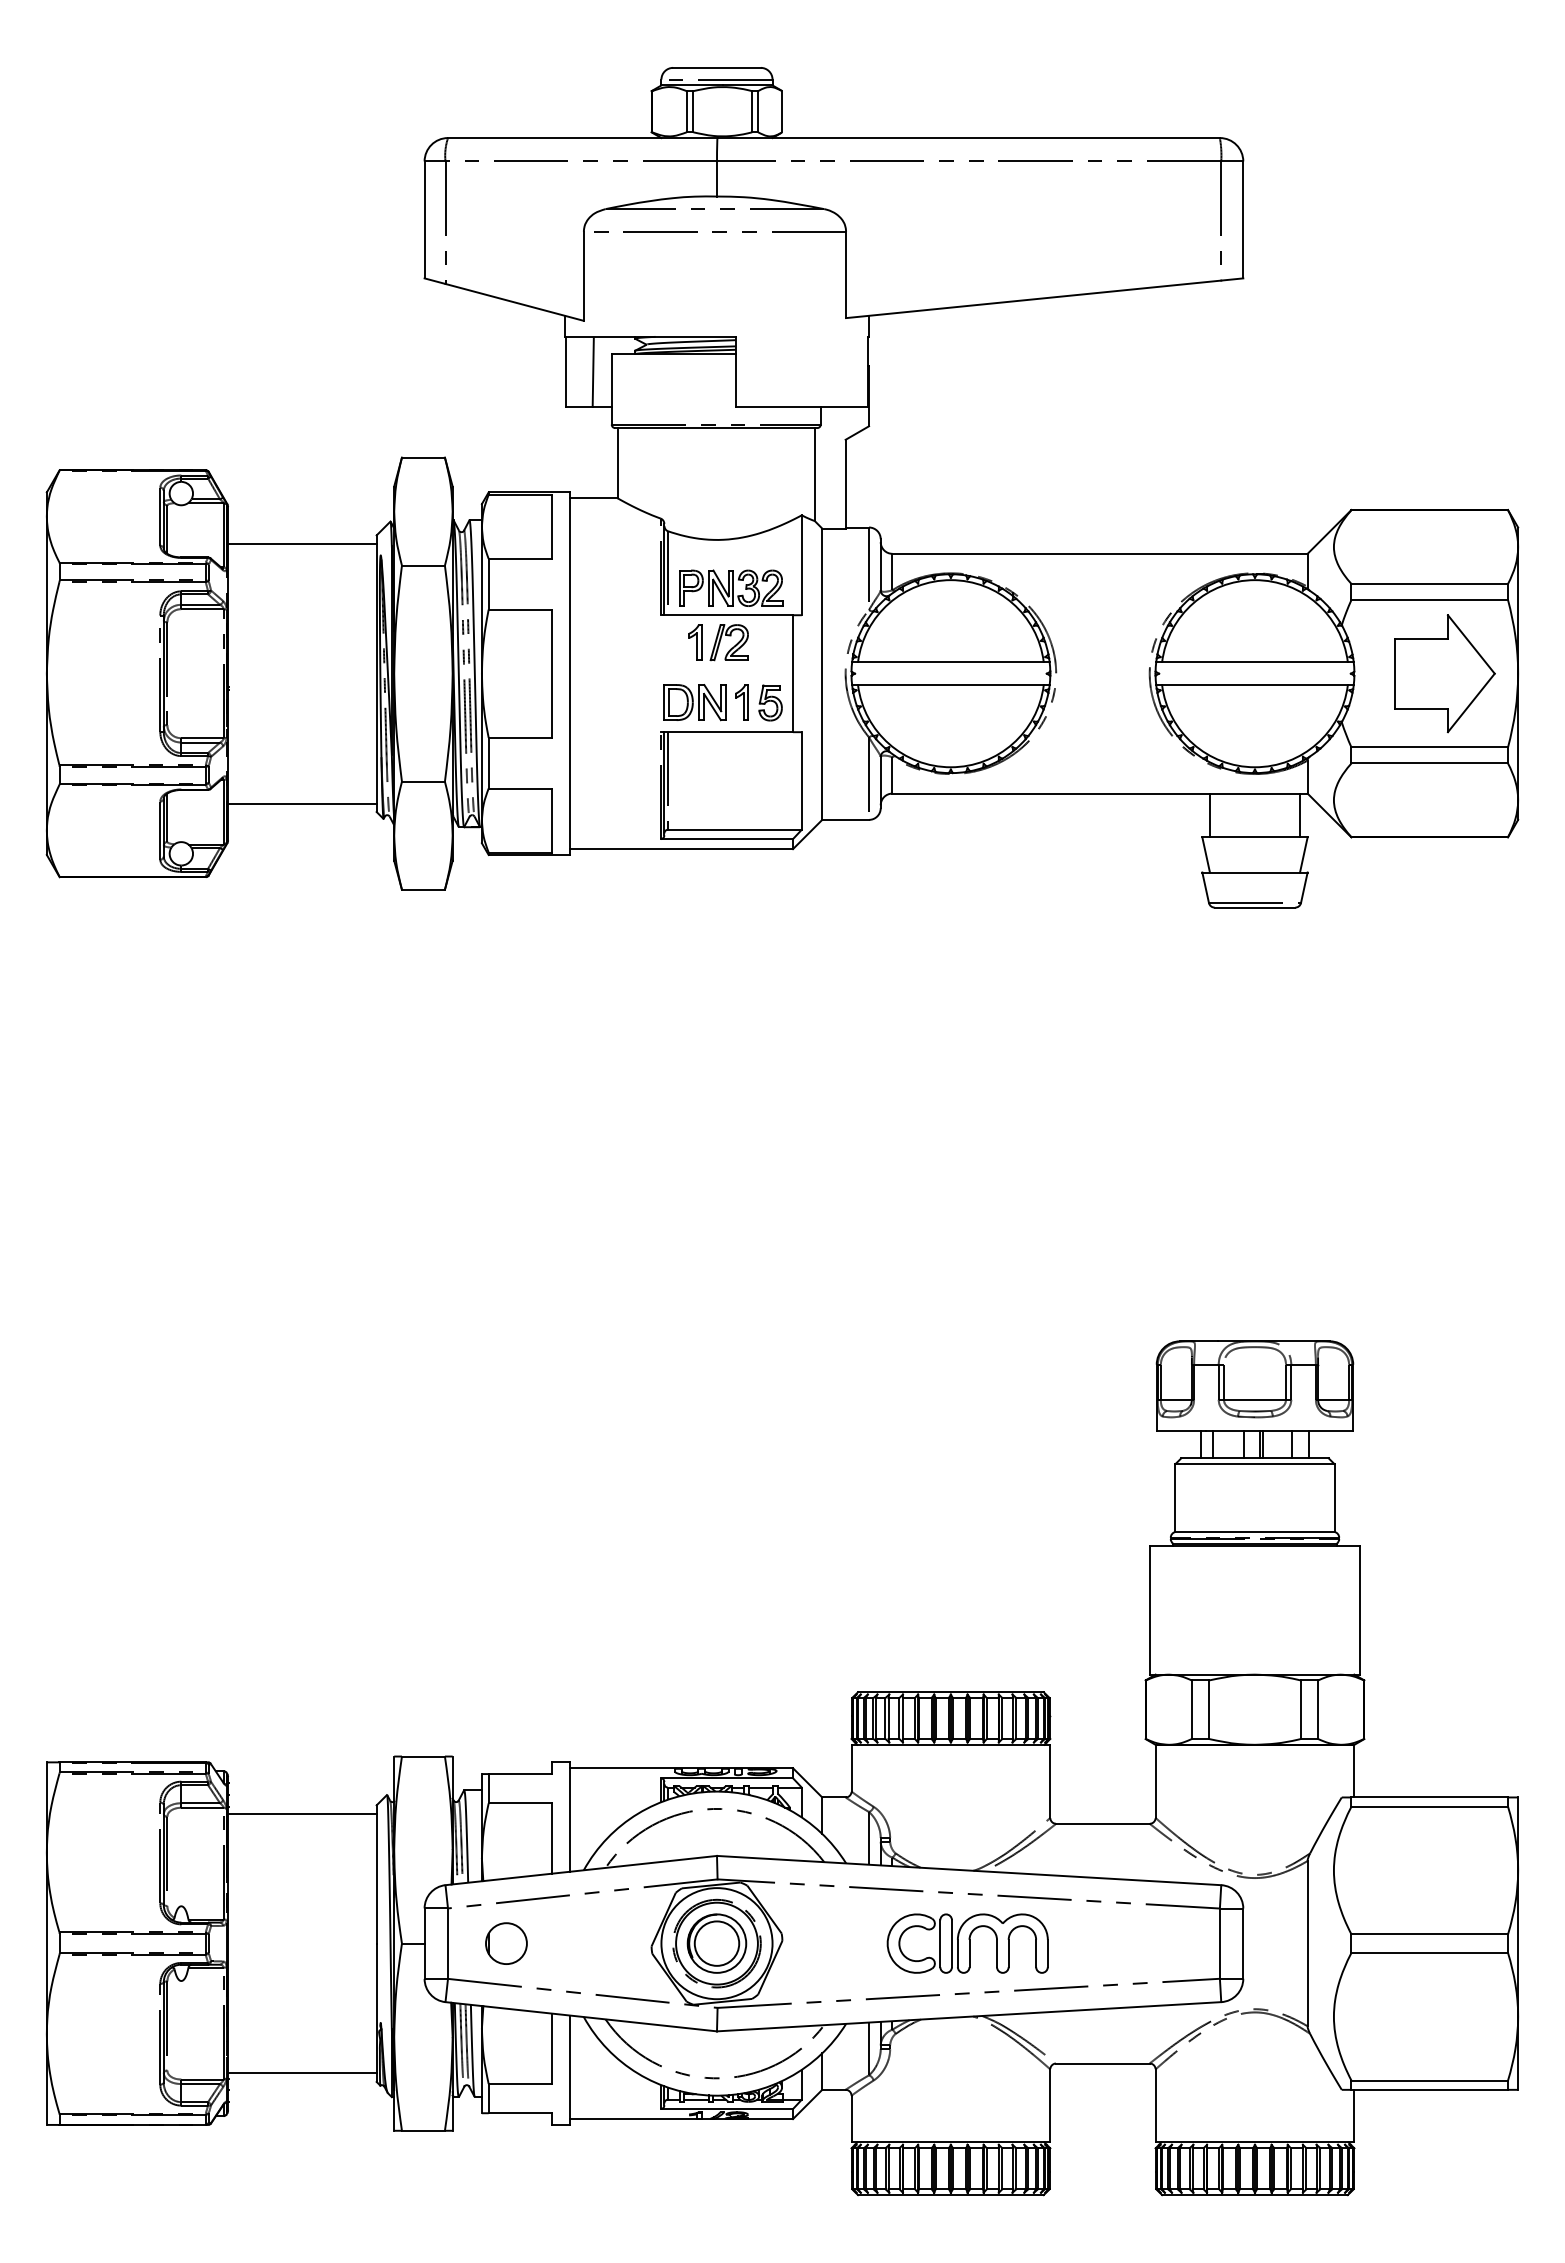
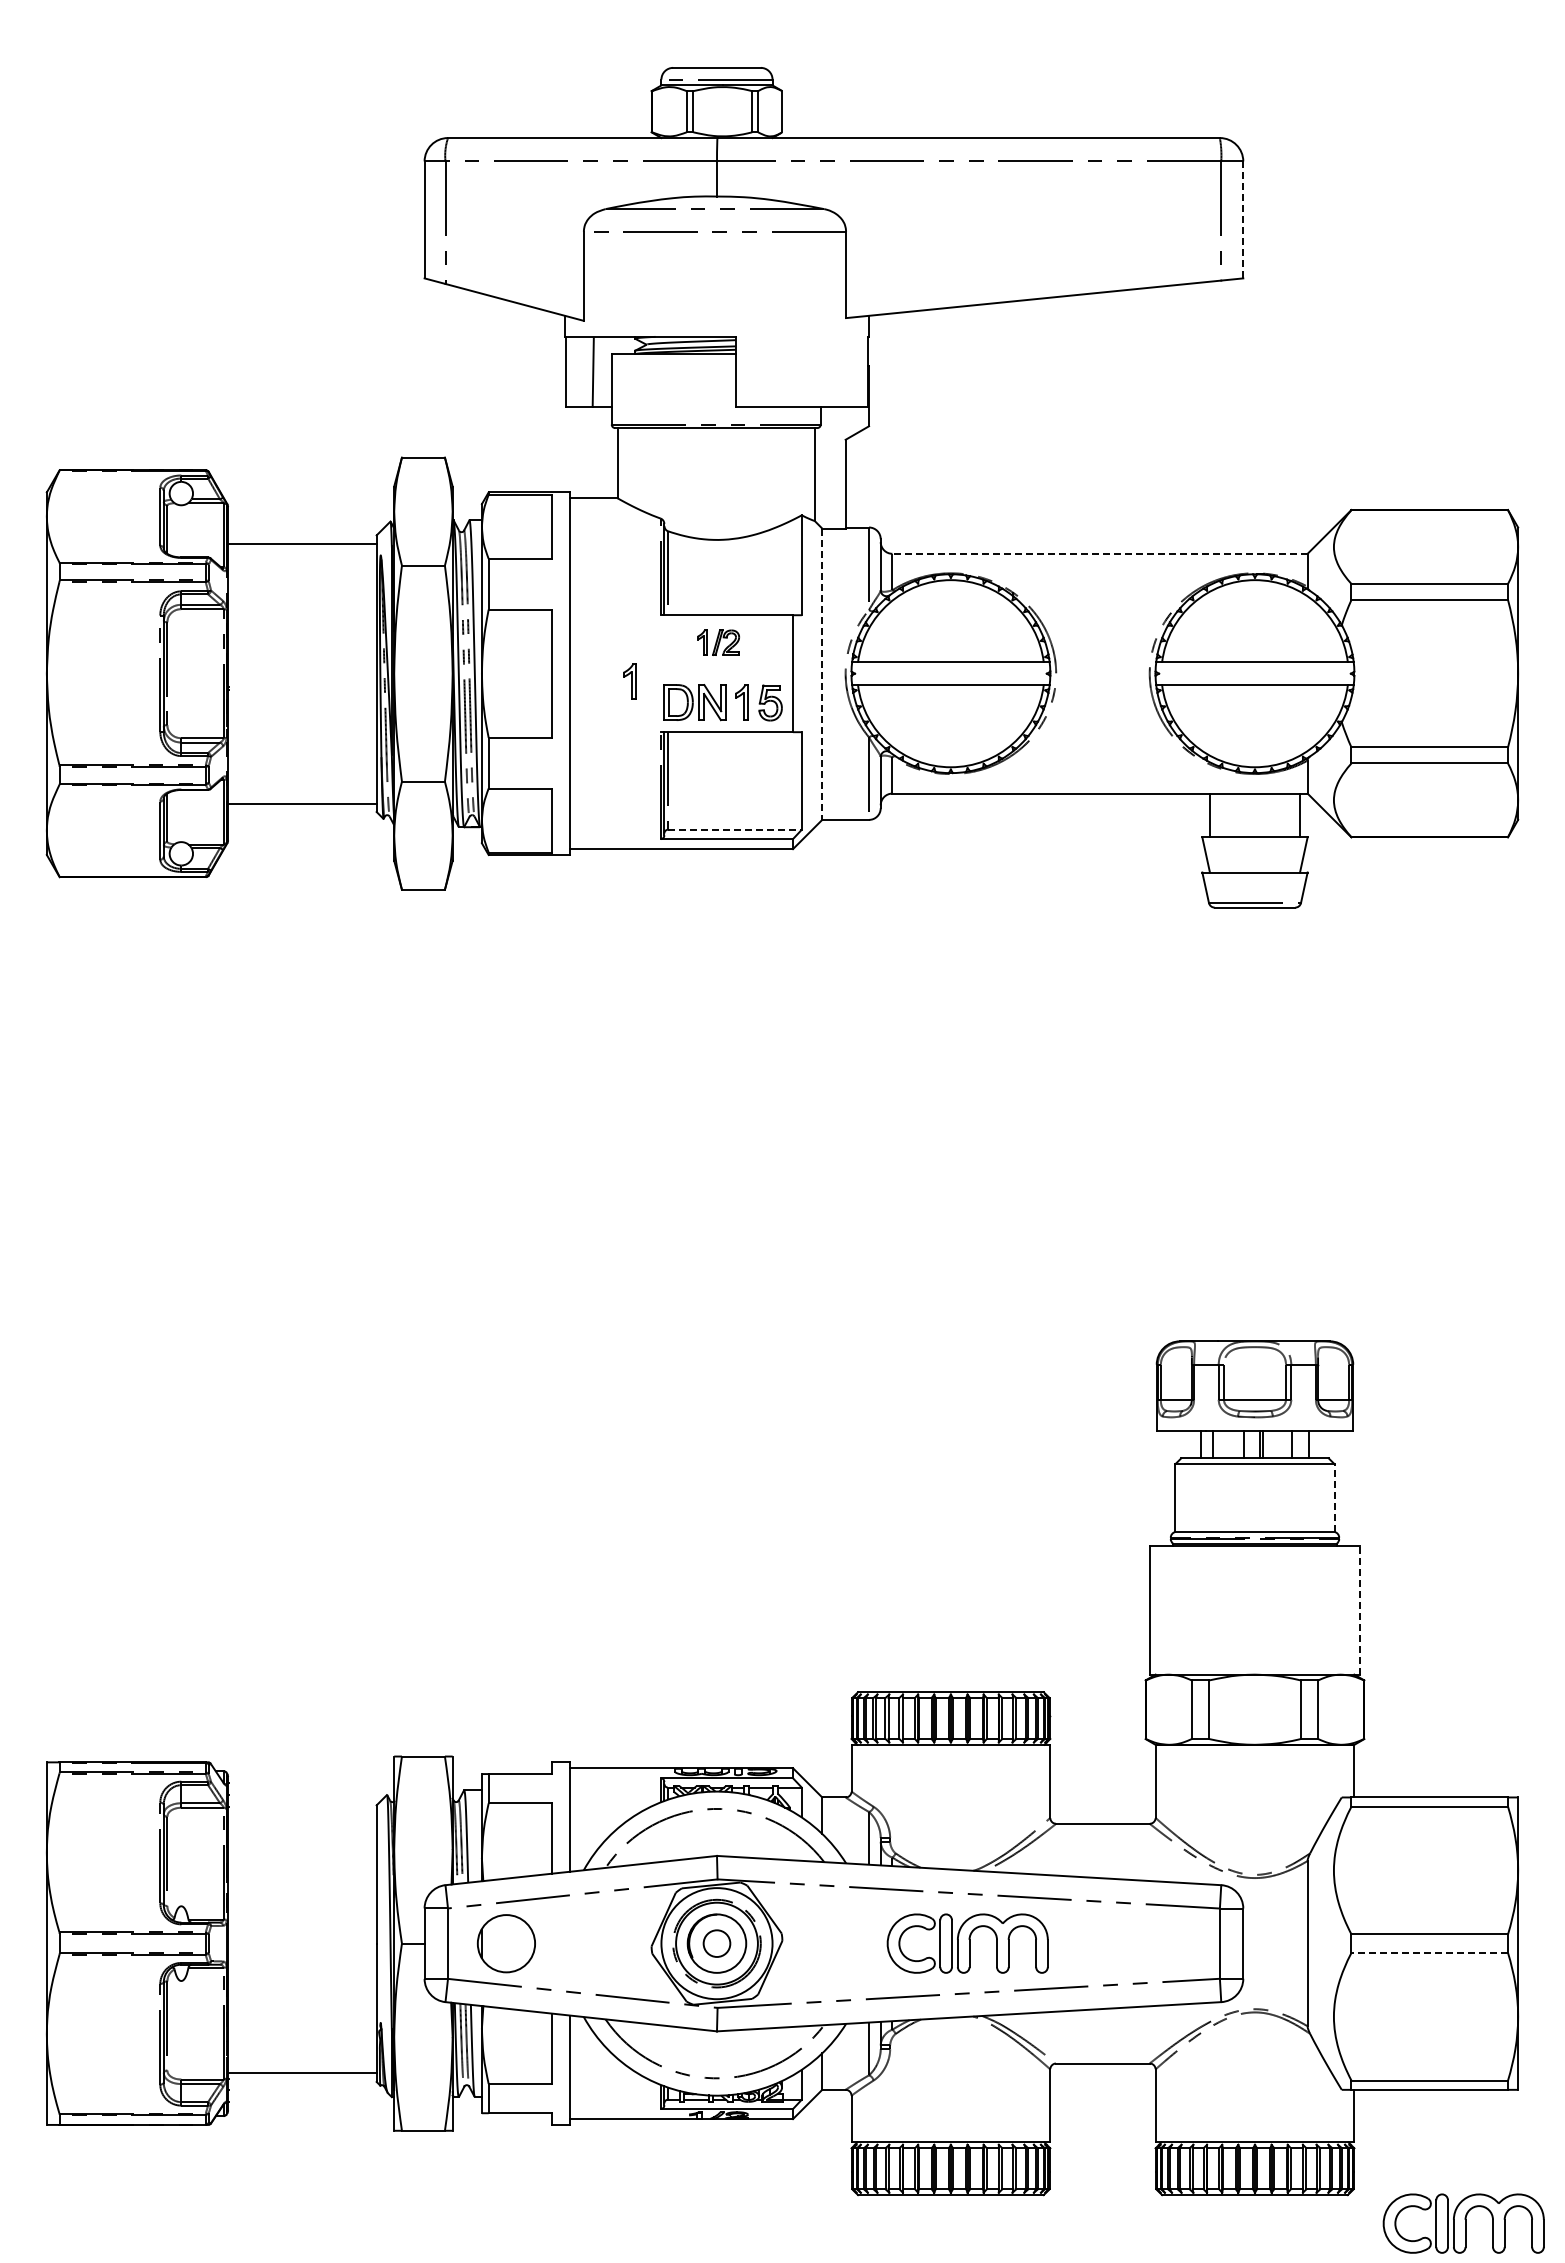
line: solid -> dashed (1243, 220)
line: solid -> dashed (1100, 553)
part: present -> none (731, 587)
part size: 61x38 px -> 43x27 px (718, 642)
part: present -> none (1444, 673)
line: solid -> dashed (822, 674)
part: none -> present (629, 681)
line: solid -> dashed (734, 829)
line: solid -> dashed (1334, 1498)
line: solid -> dashed (1360, 1609)
line: present -> none (302, 1813)
part size: 43x43 px -> 60x60 px (505, 1943)
circle diameter: 44 px -> 27 px (716, 1943)
line: solid -> dashed (1429, 1952)
part: none -> present (1463, 2223)
